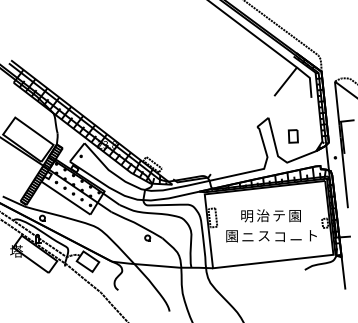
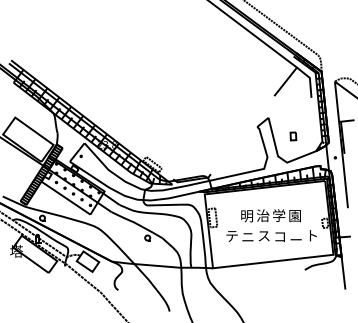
part size: 12x15 px -> 9x11 px (293, 136)
text: テ -> 学 (279, 215)
text: 園 -> テ (231, 236)
